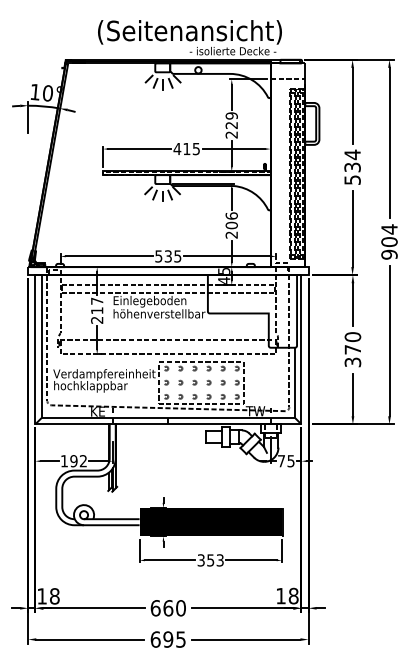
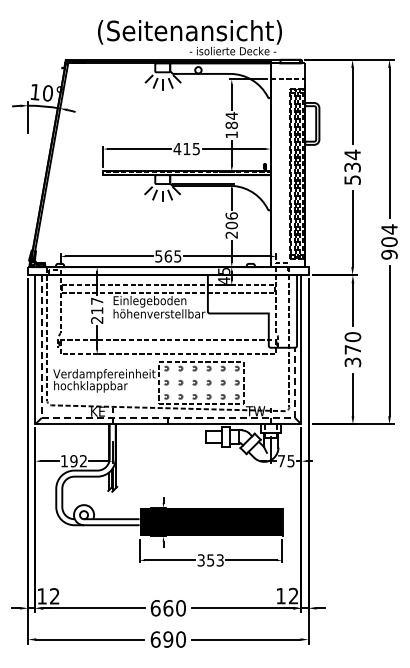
text: 229 -> 184 (231, 125)
text: 535 -> 565 (168, 256)
line: solid -> dashed (132, 417)
text: 18 -> 12 (293, 595)
text: 18 -> 12 (54, 596)
text: 695 -> 690 (180, 639)
